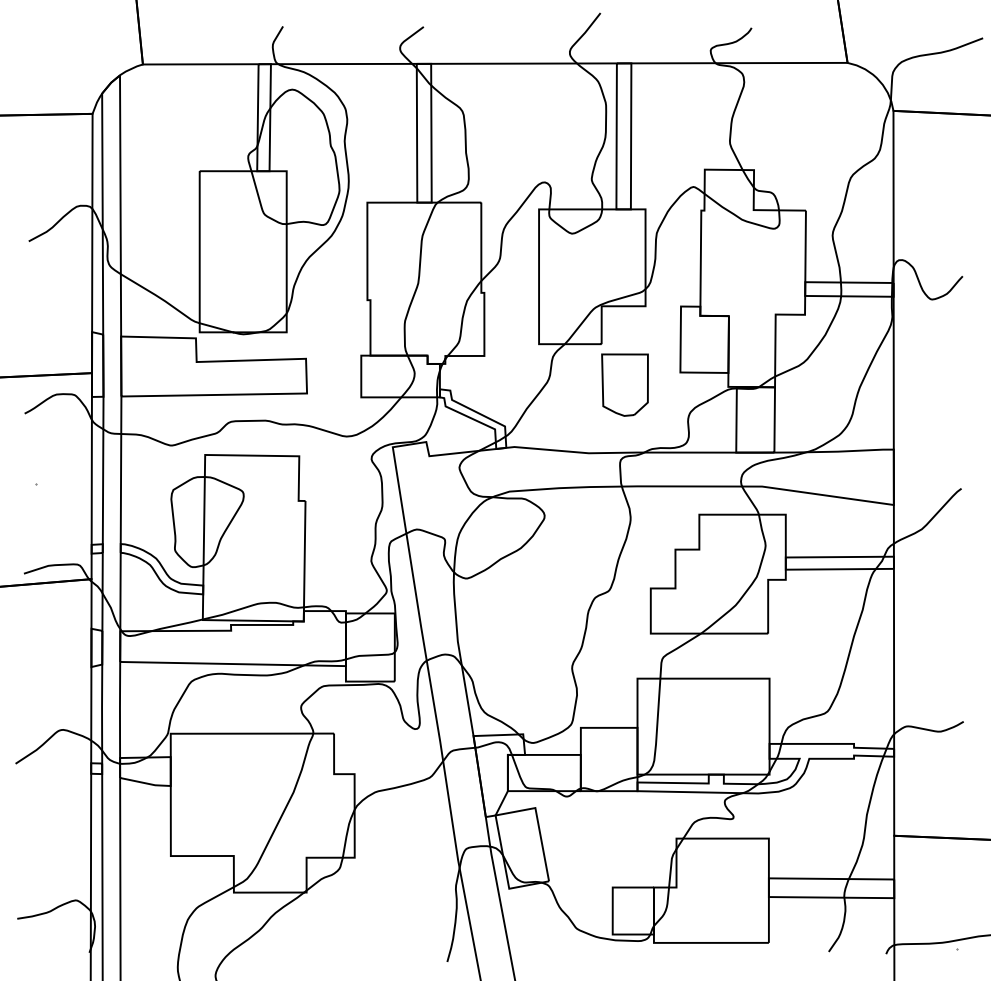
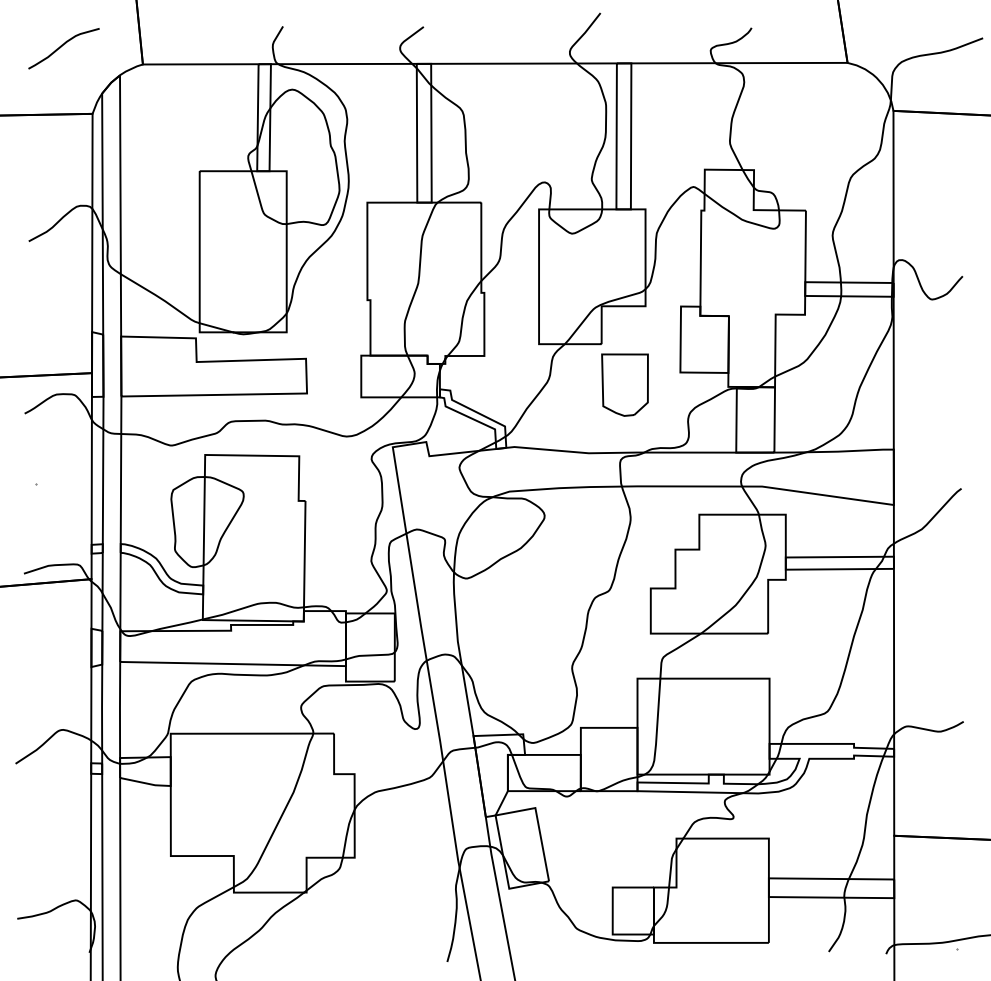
curve: none -> present (62, 46)
